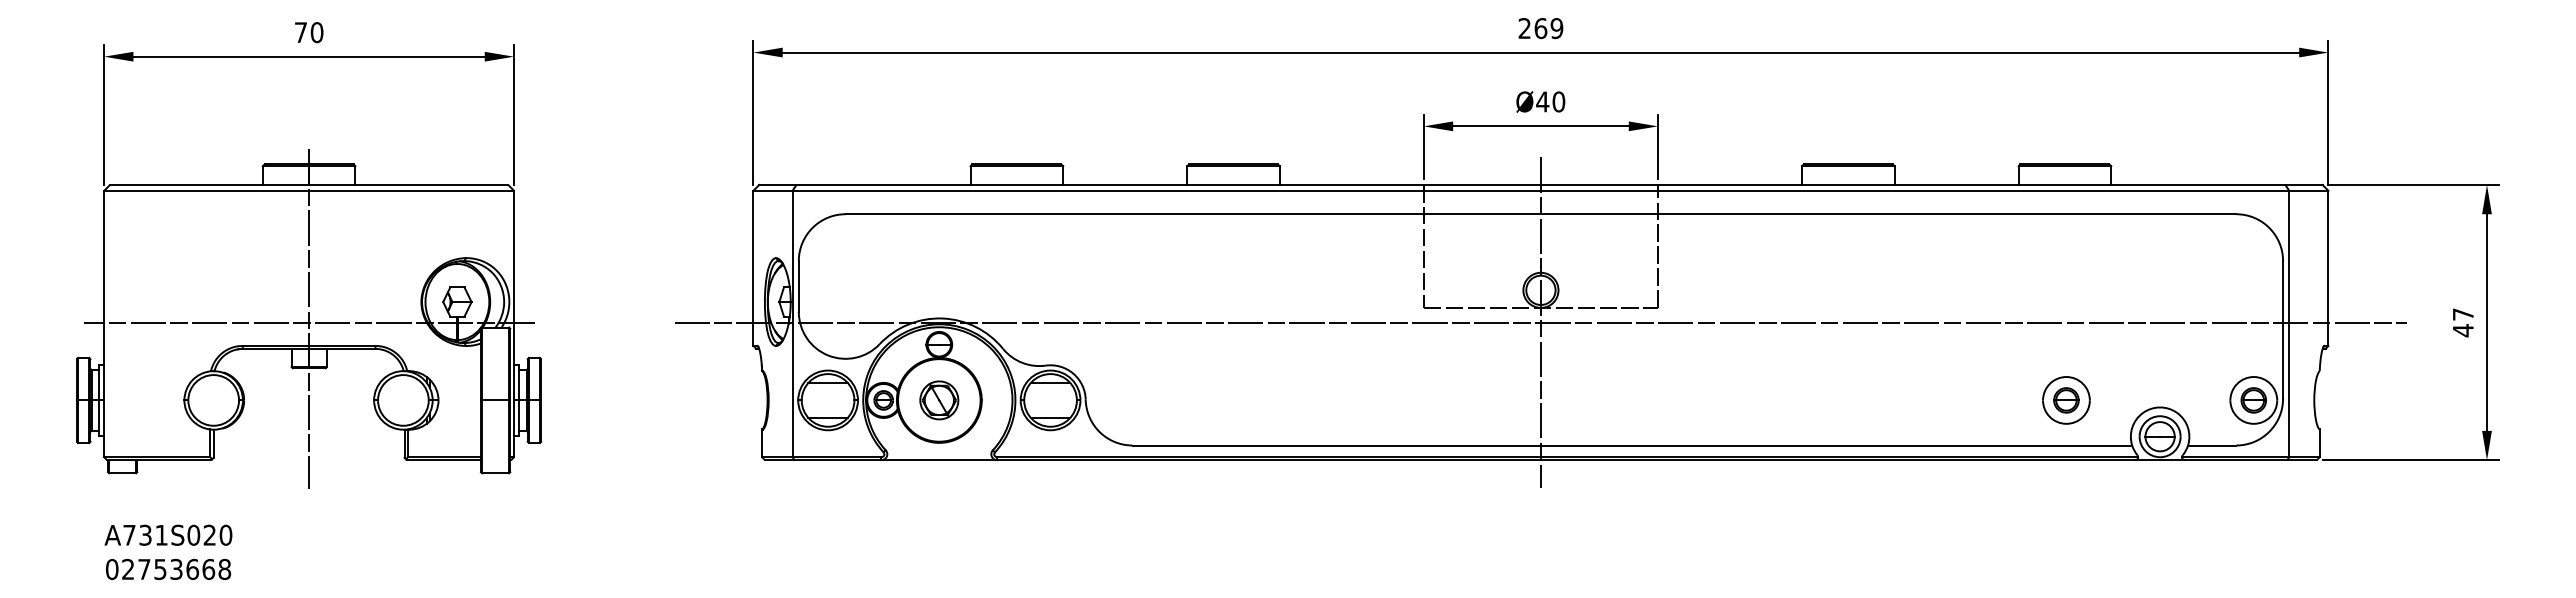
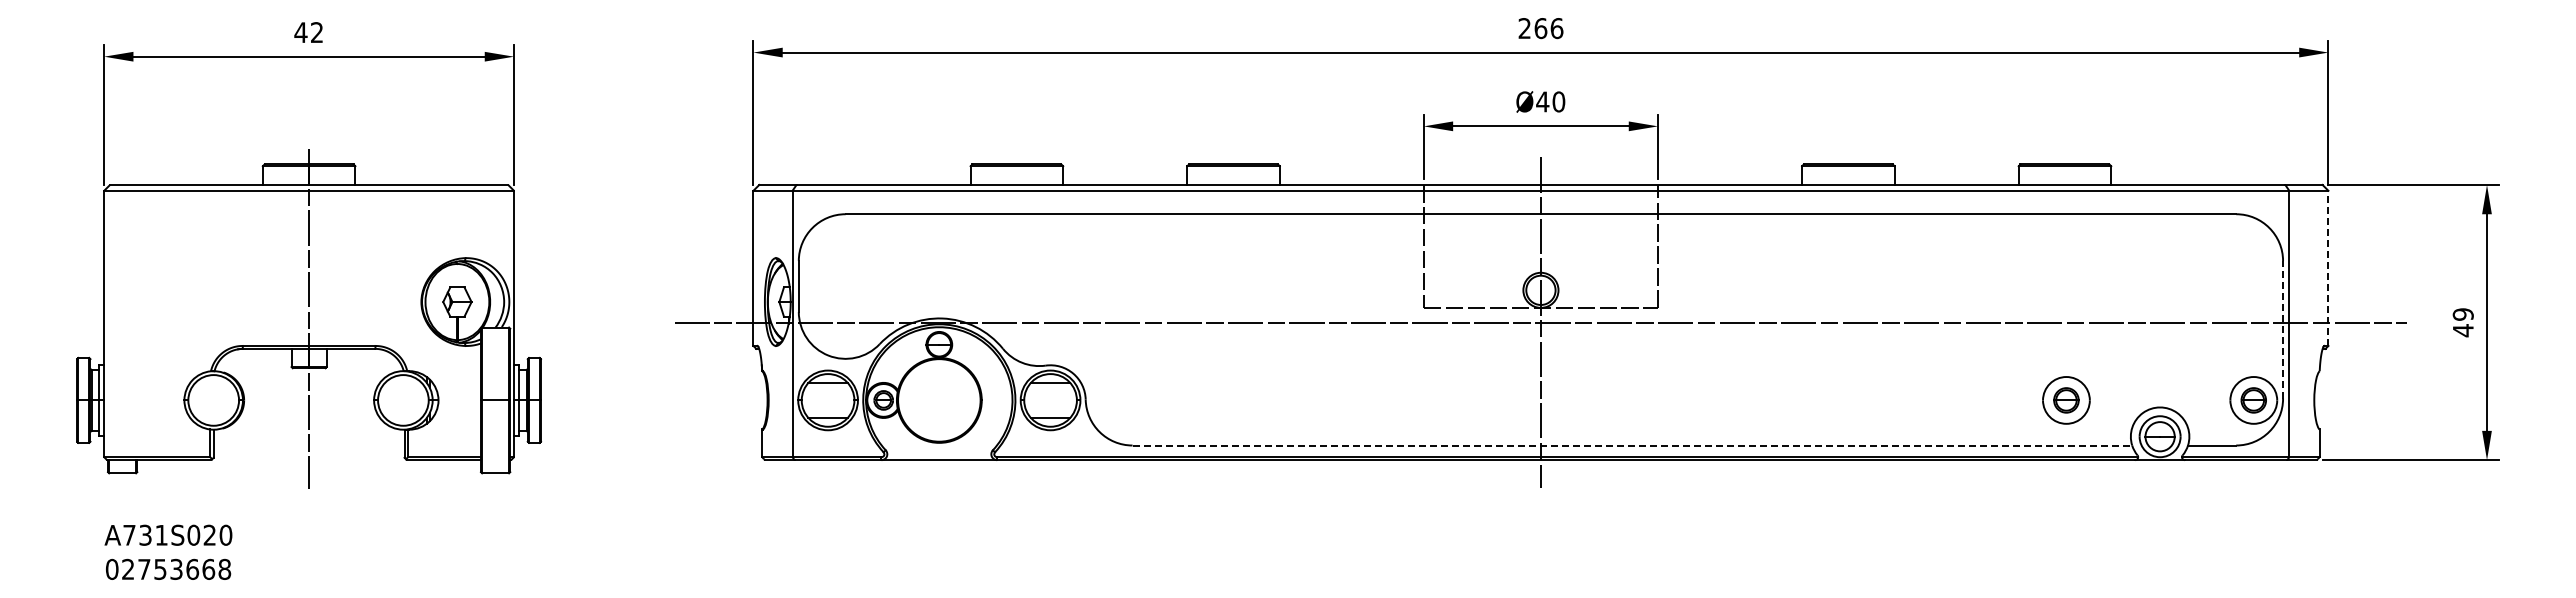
text: 269 -> 266 (1556, 28)
text: 70 -> 42 (308, 32)
line: solid -> dashed (2328, 268)
text: 47 -> 49 (2462, 314)
line: present -> none (308, 322)
line: solid -> dashed (2283, 329)
part: present -> none (939, 400)
line: solid -> dashed (1632, 445)
